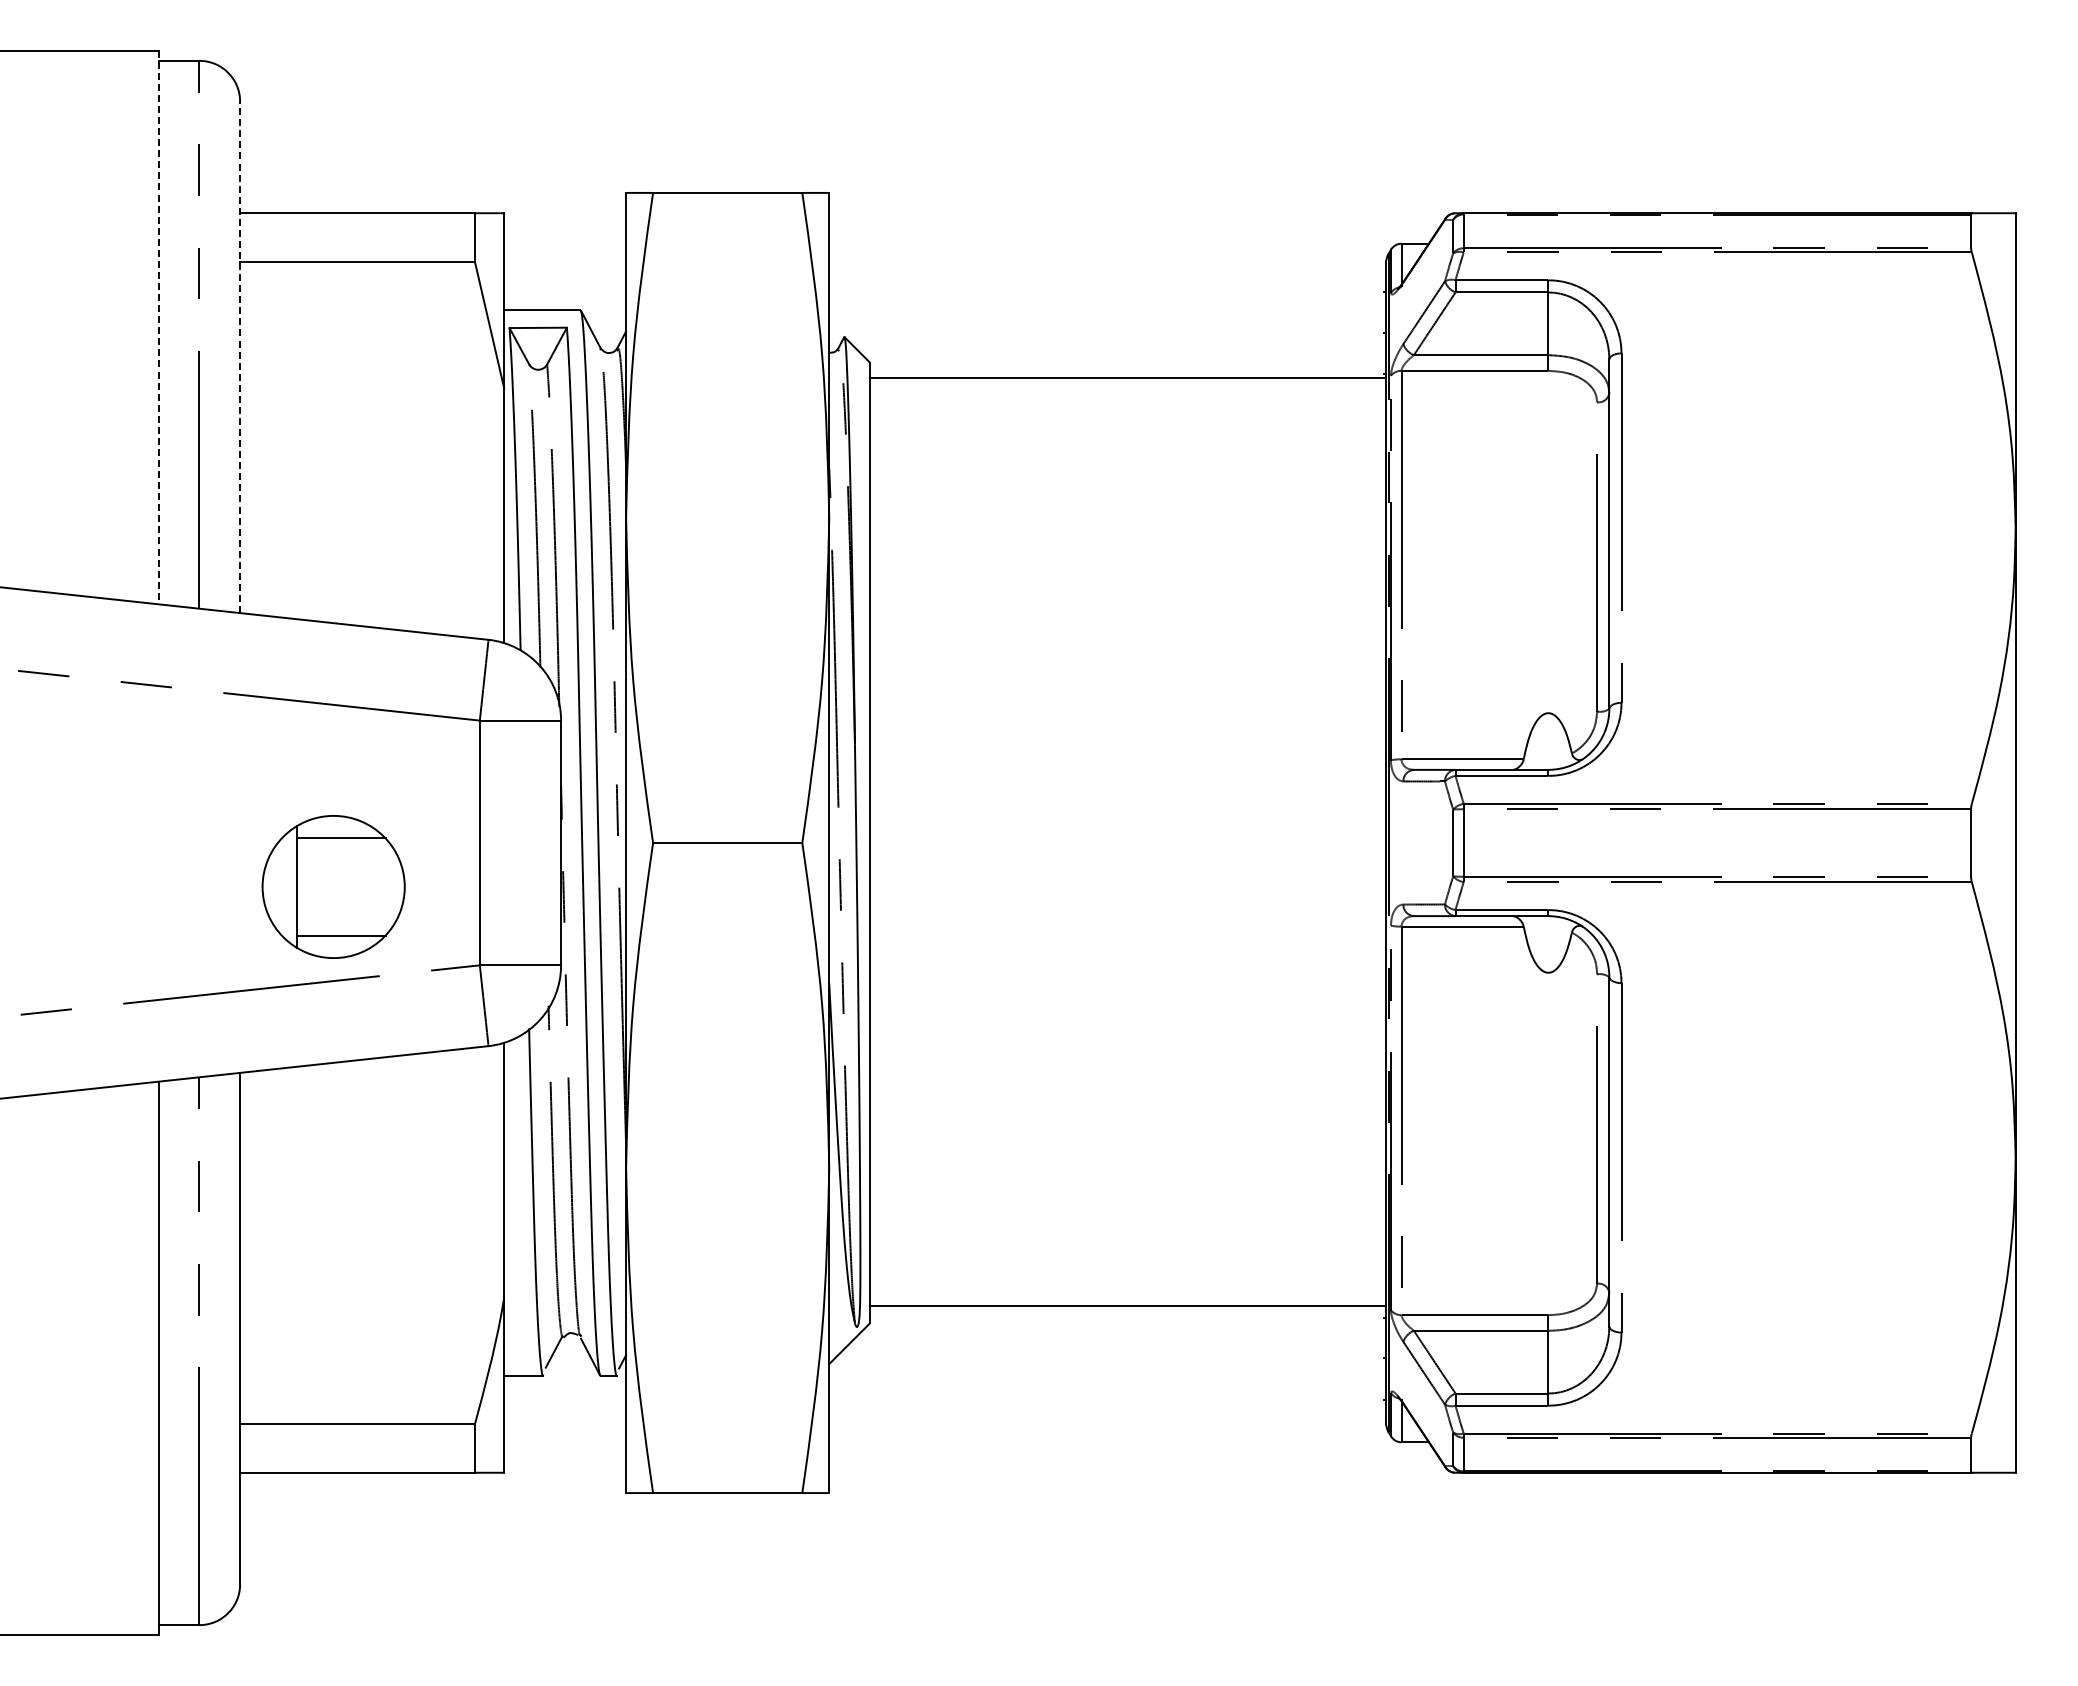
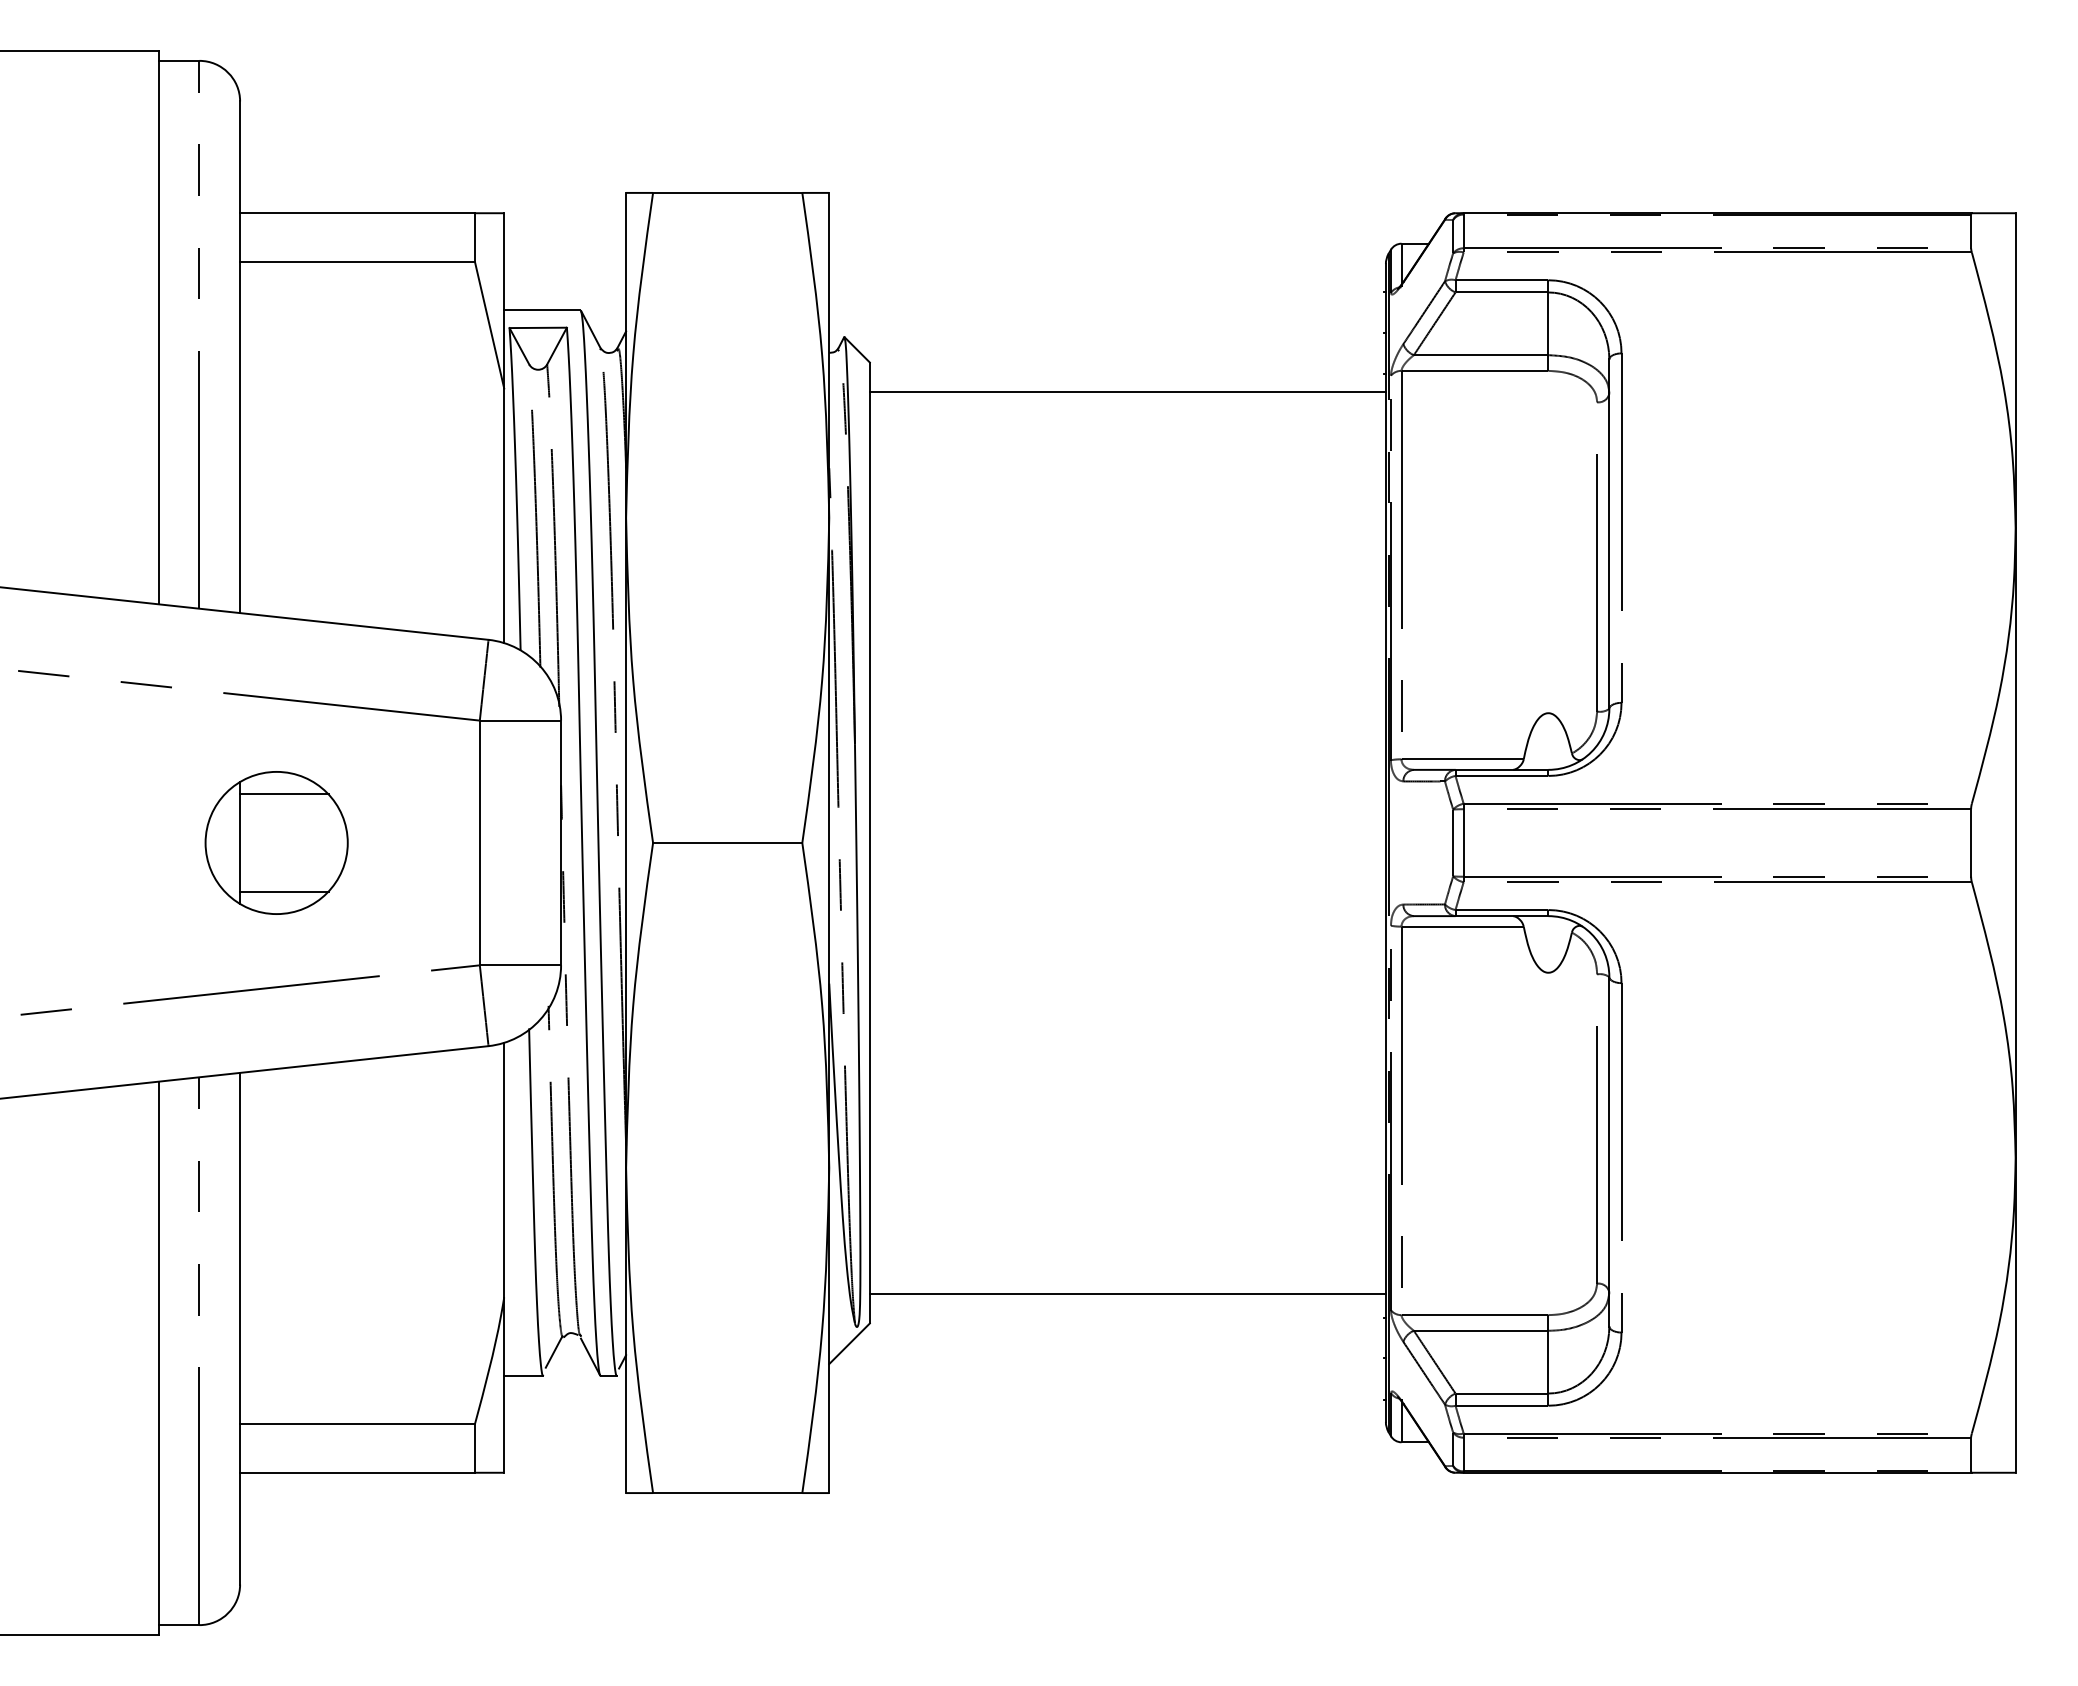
line: dashed -> solid (158, 327)
line: dashed -> solid (240, 357)
line position: (1127, 378) -> (1127, 392) (1127, 392)
part position: (333, 886) -> (276, 842) (276, 842)
line position: (1127, 1305) -> (1127, 1293) (1127, 1293)
